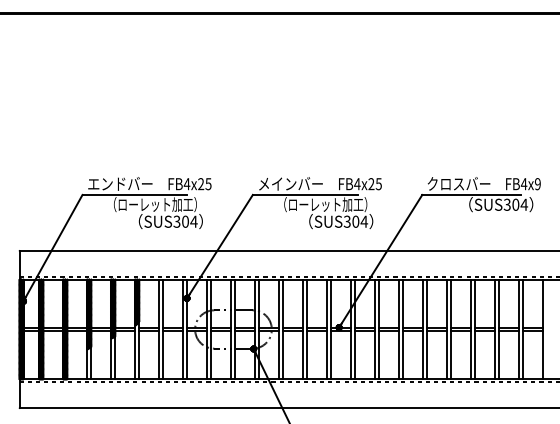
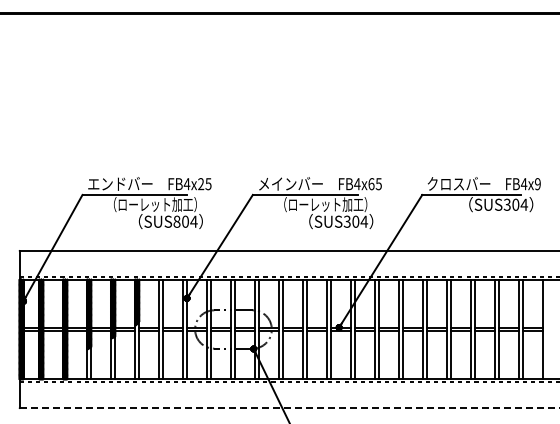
text: FB4x25 -> FB4x65 (371, 184)
text: SUS304 -> SUS804 (176, 221)
line: solid -> dashed (289, 408)
